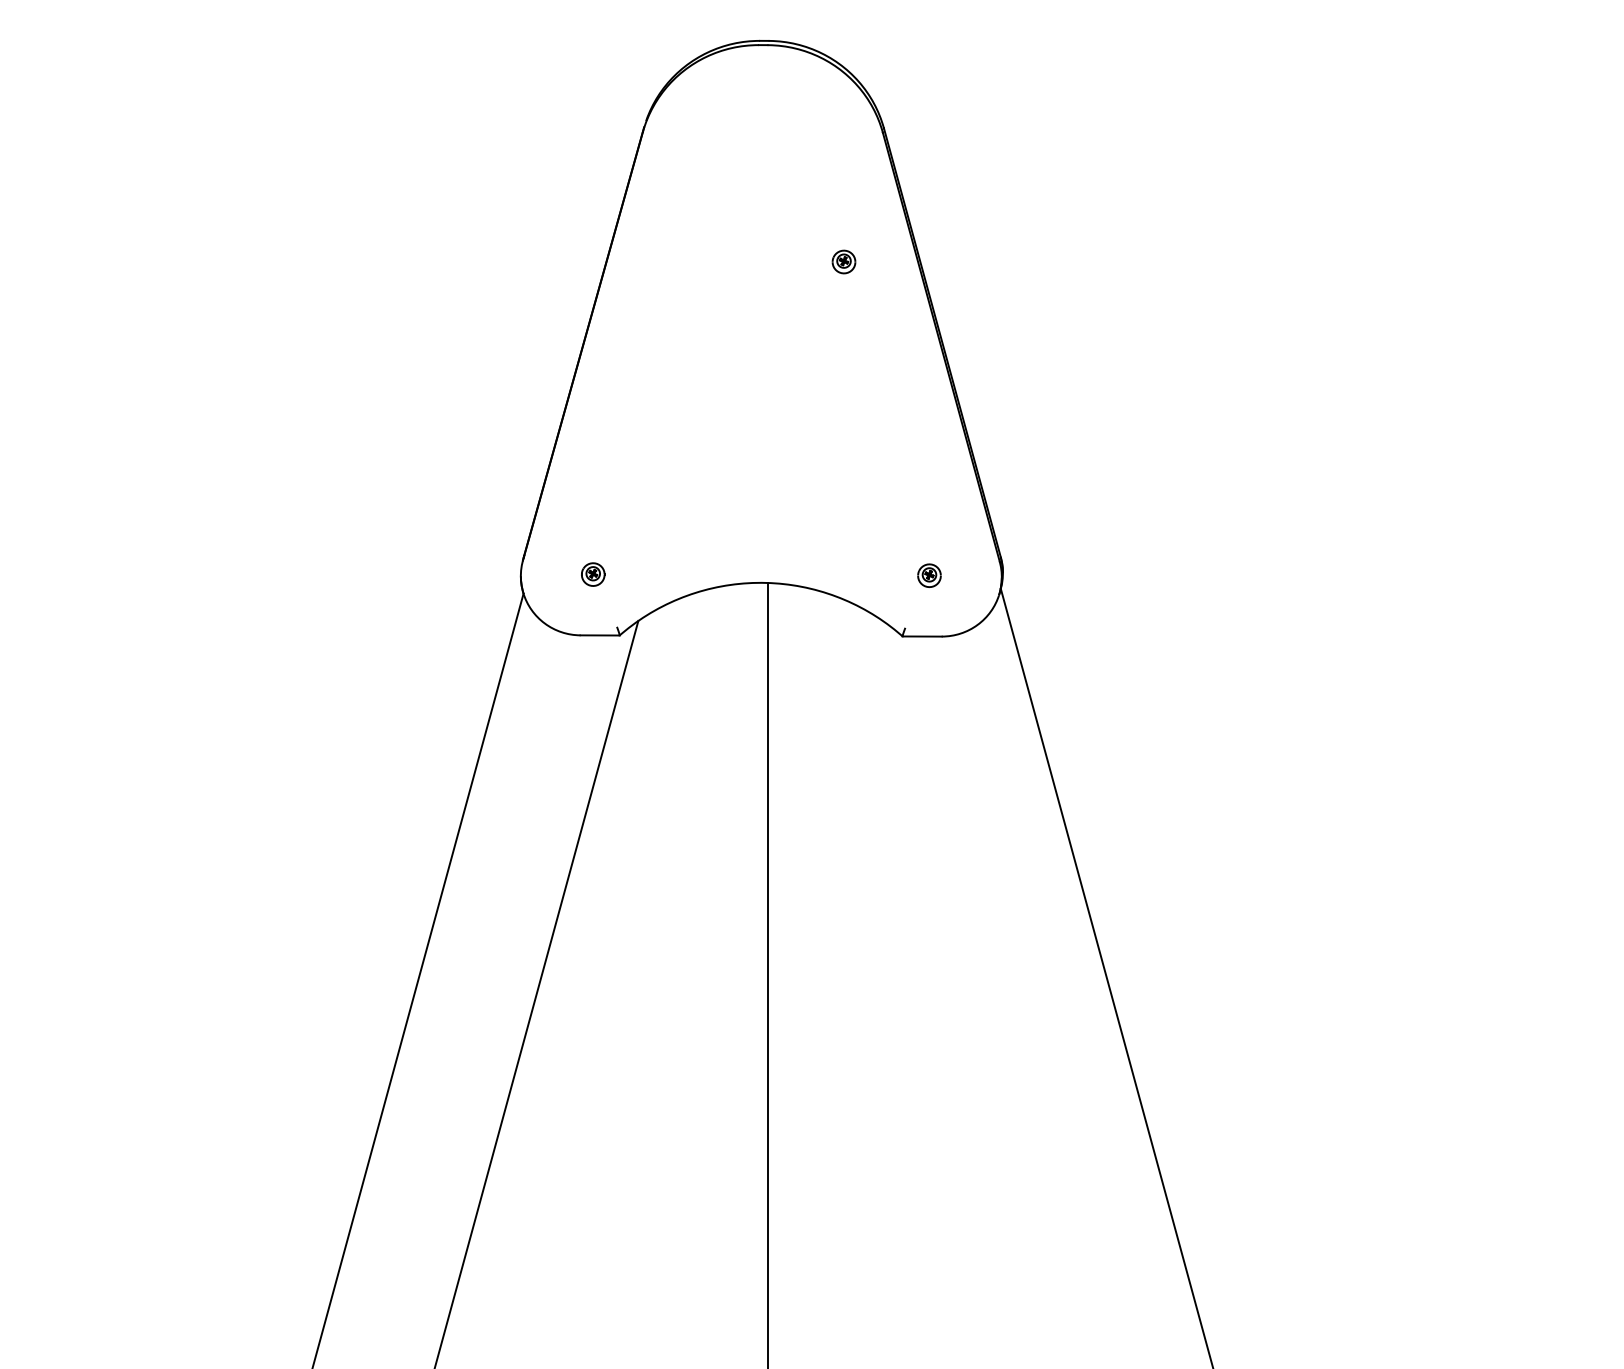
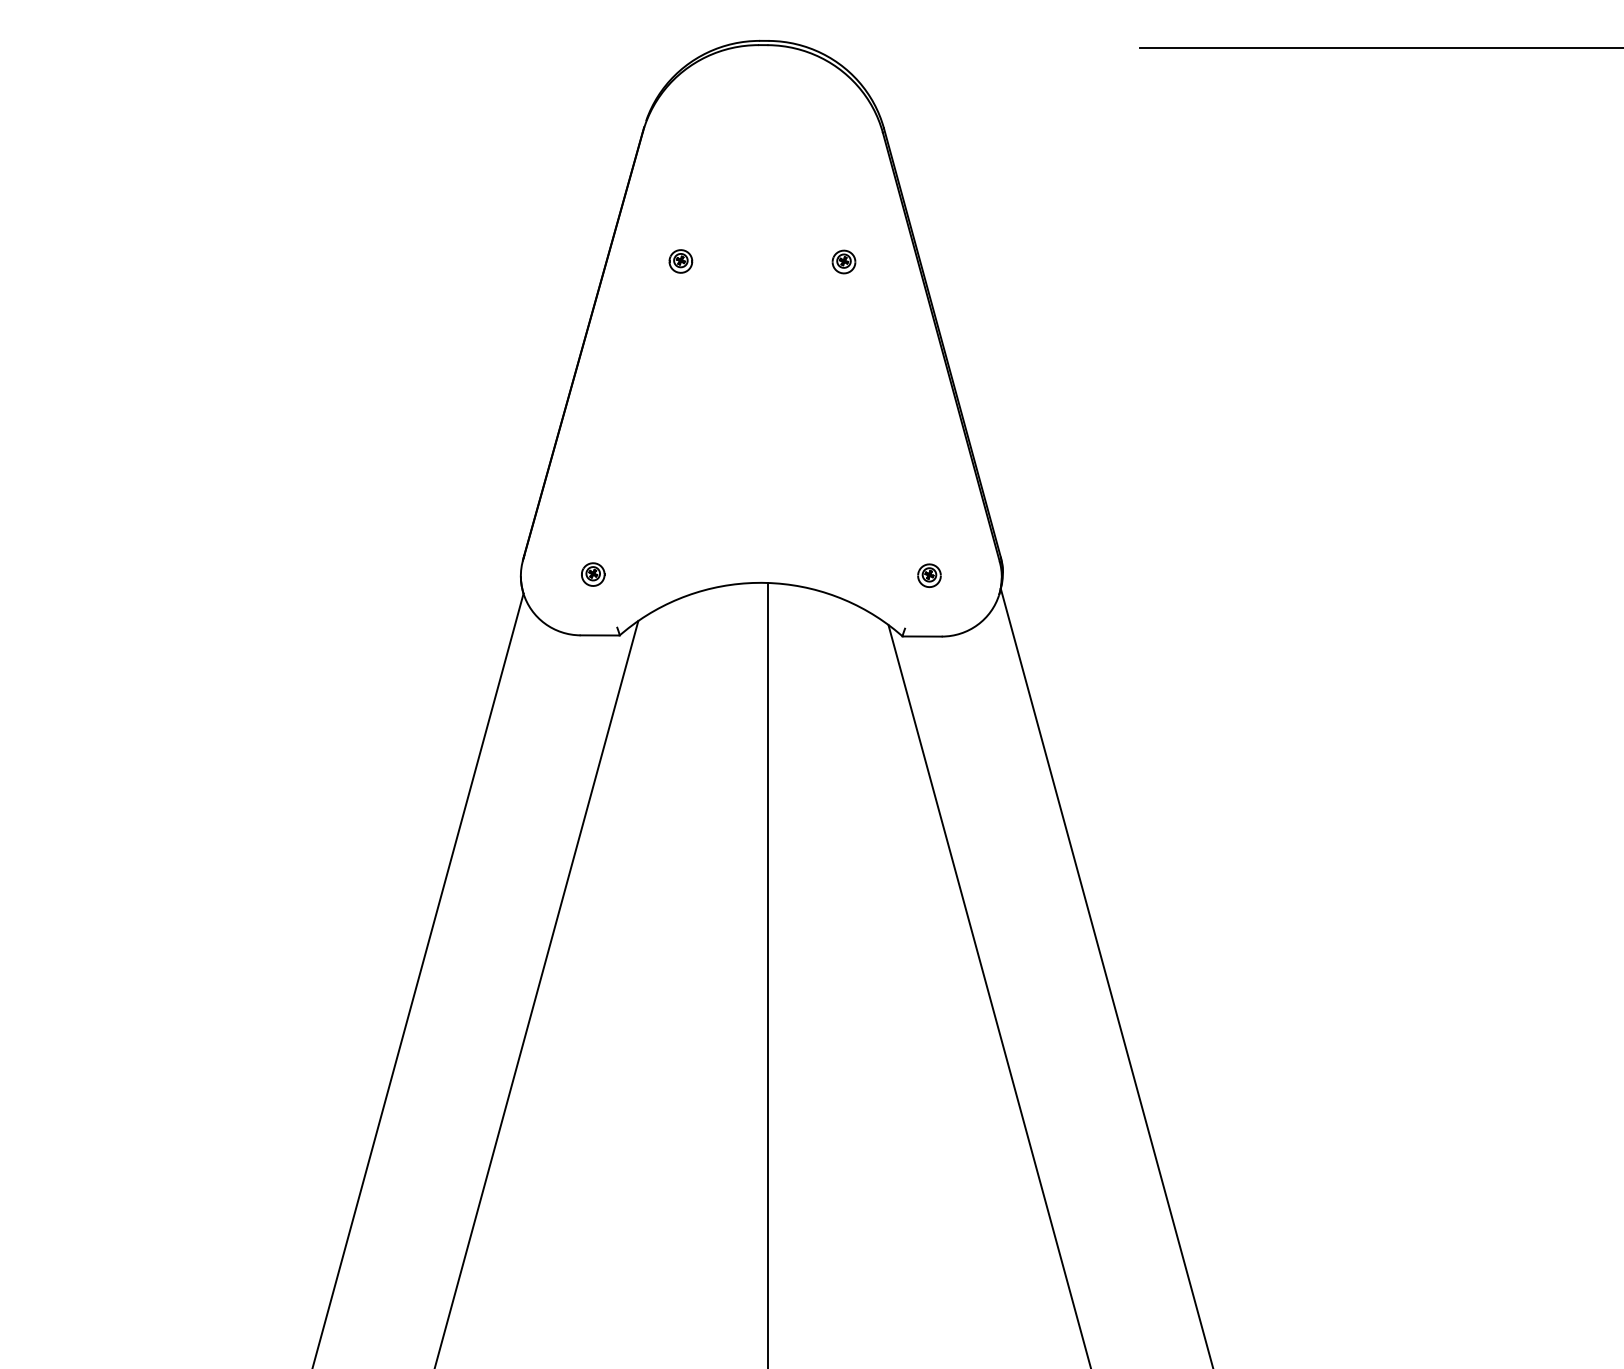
line: none -> present (1379, 47)
part: none -> present (680, 261)
line: none -> present (989, 994)
